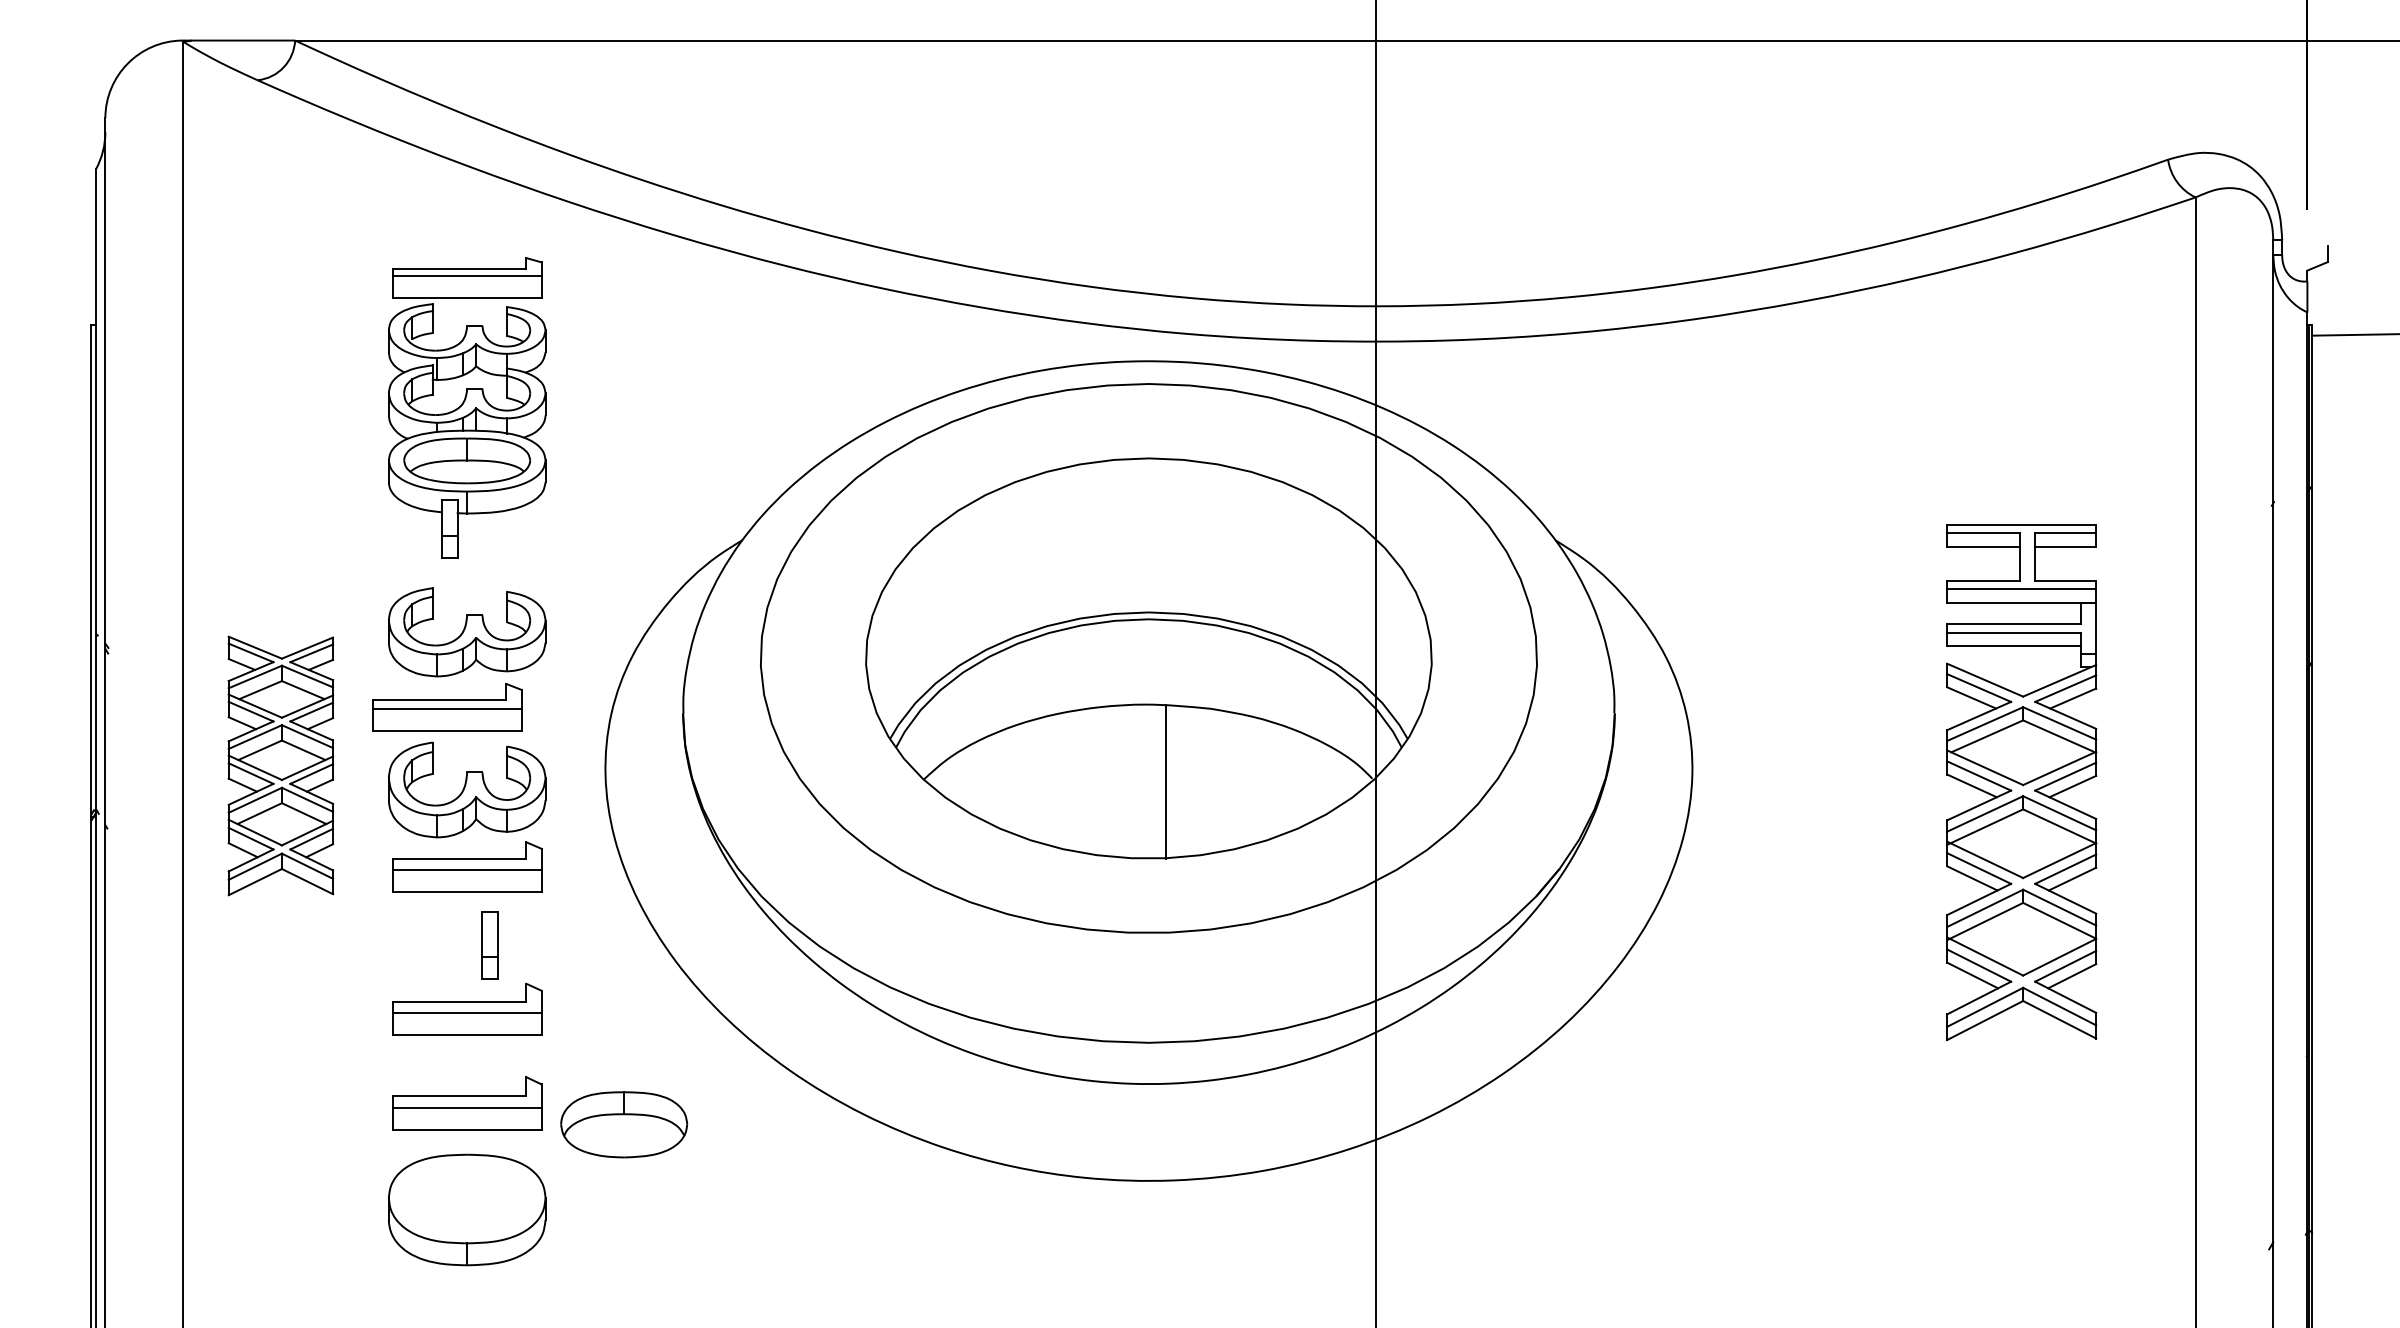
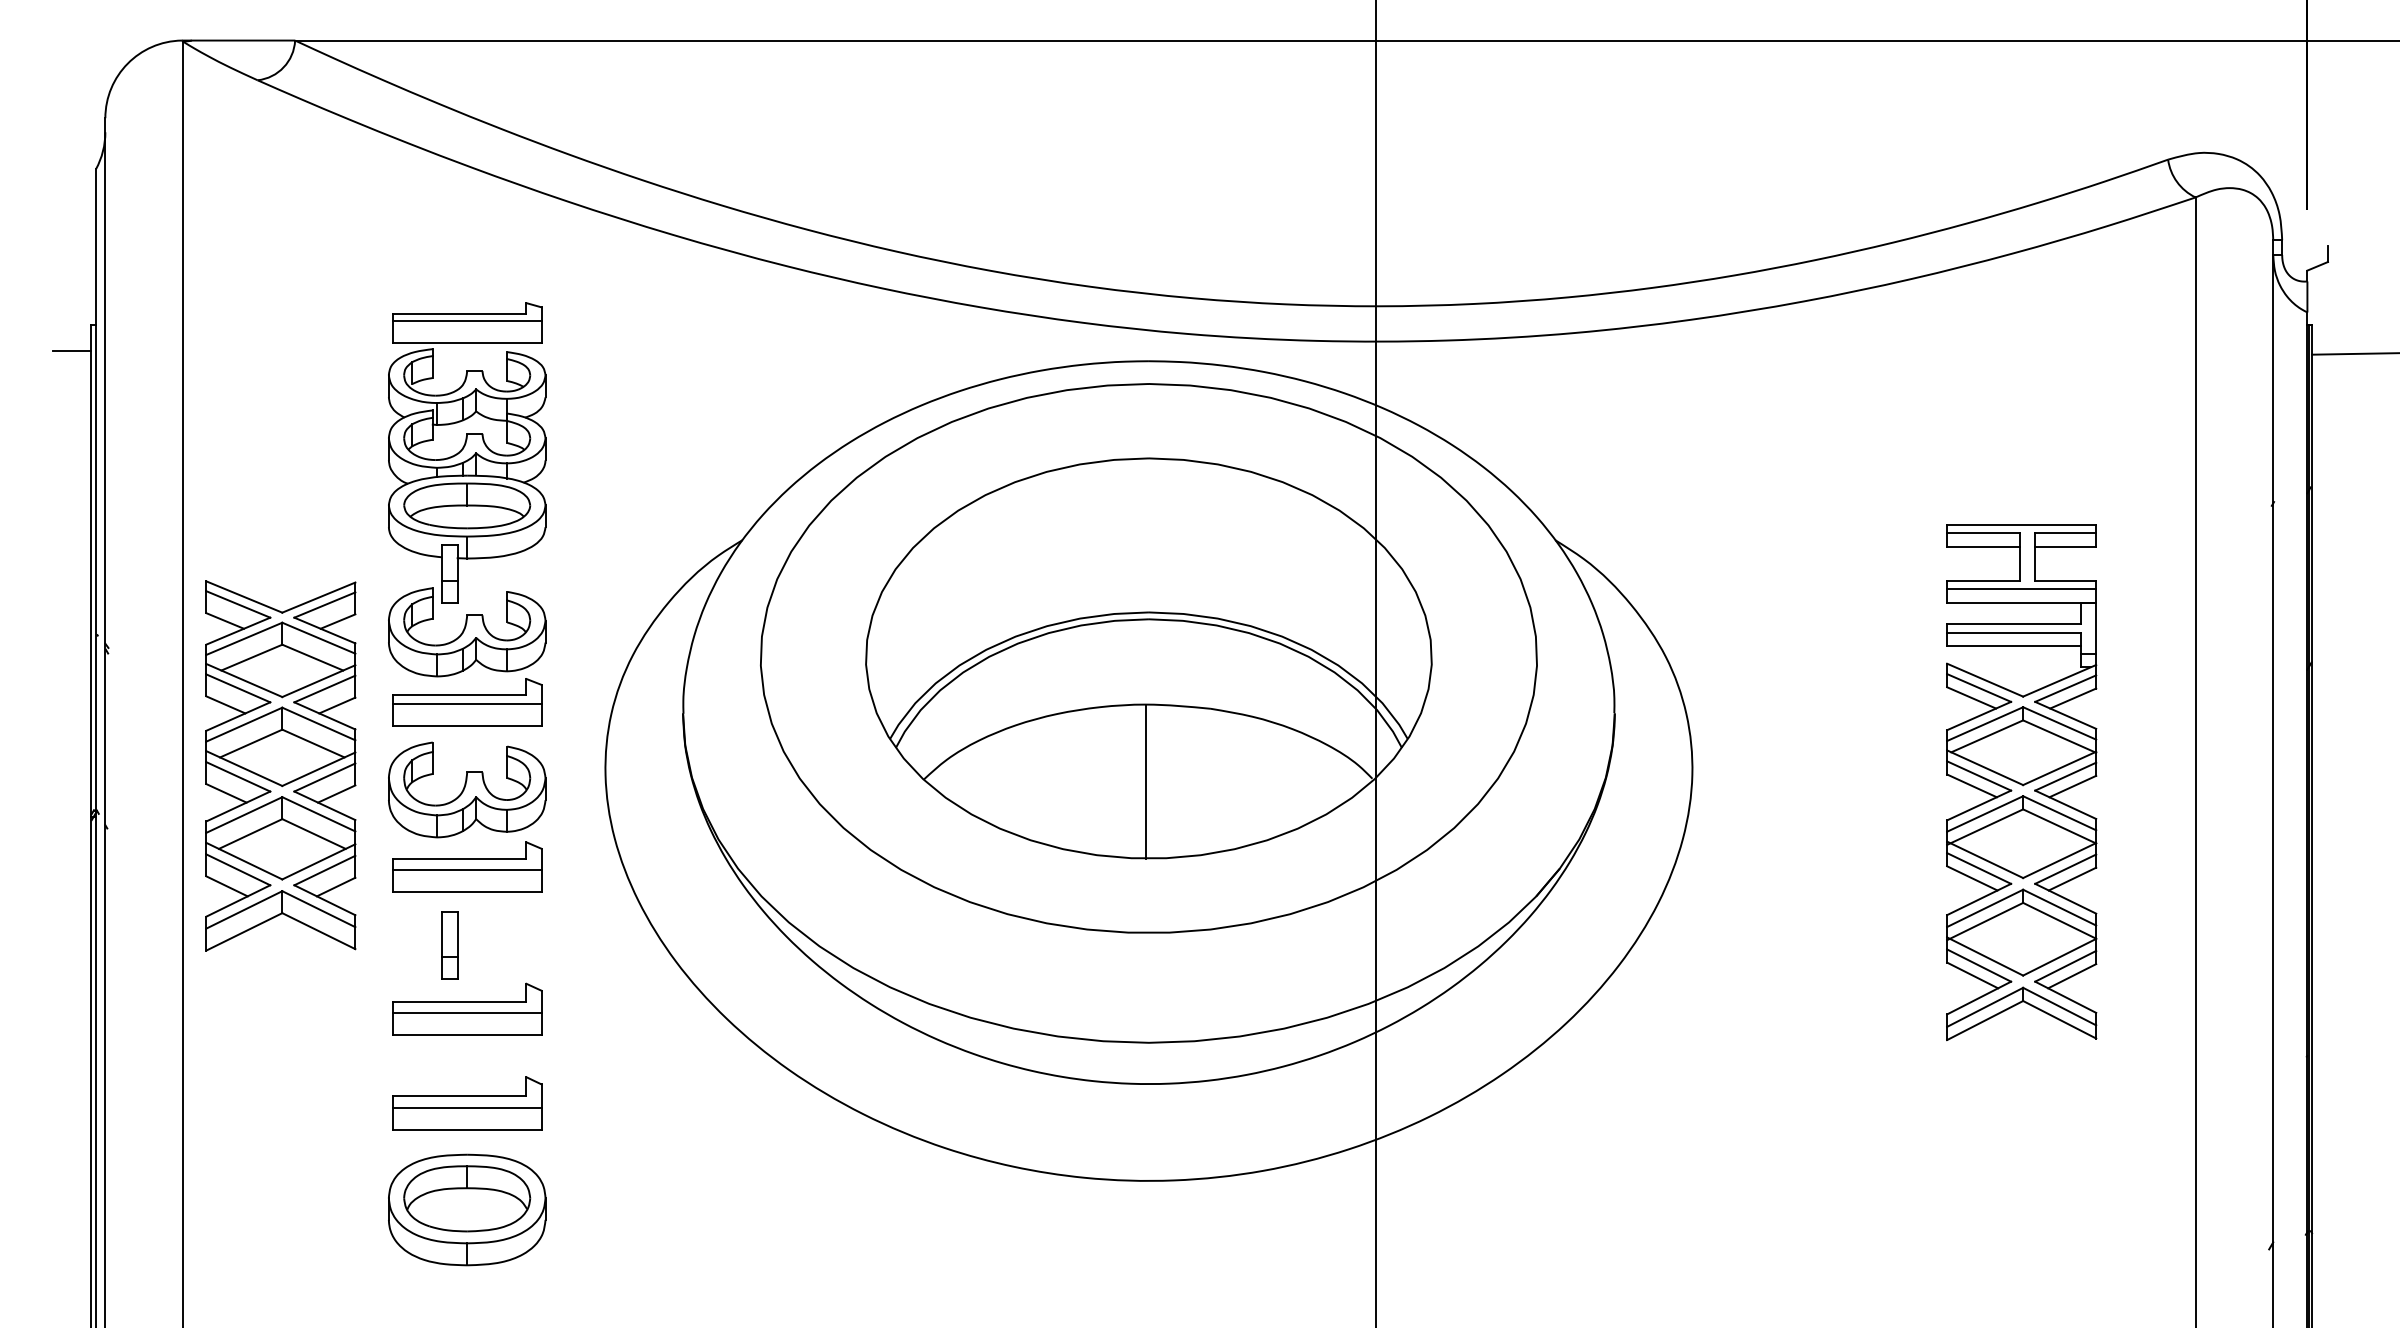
line position: (2354, 334) -> (2354, 353) (2354, 353)
line: none -> present (71, 351)
part position: (467, 407) -> (467, 452) (467, 452)
part position: (447, 707) -> (467, 702) (467, 702)
part size: 108x262 px -> 152x372 px (280, 765)
line position: (1165, 781) -> (1145, 781) (1145, 781)
part position: (489, 945) -> (449, 945) (449, 945)
part position: (624, 1124) -> (467, 1198) (467, 1198)
